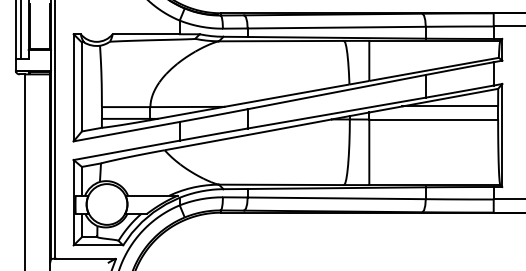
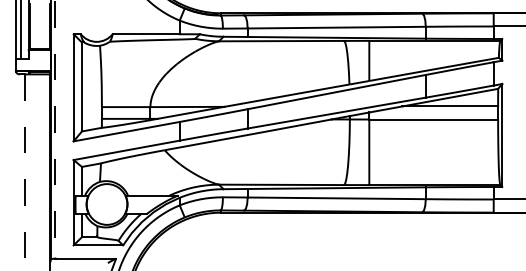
line: solid -> dashed (55, 129)
line: solid -> dashed (25, 172)
